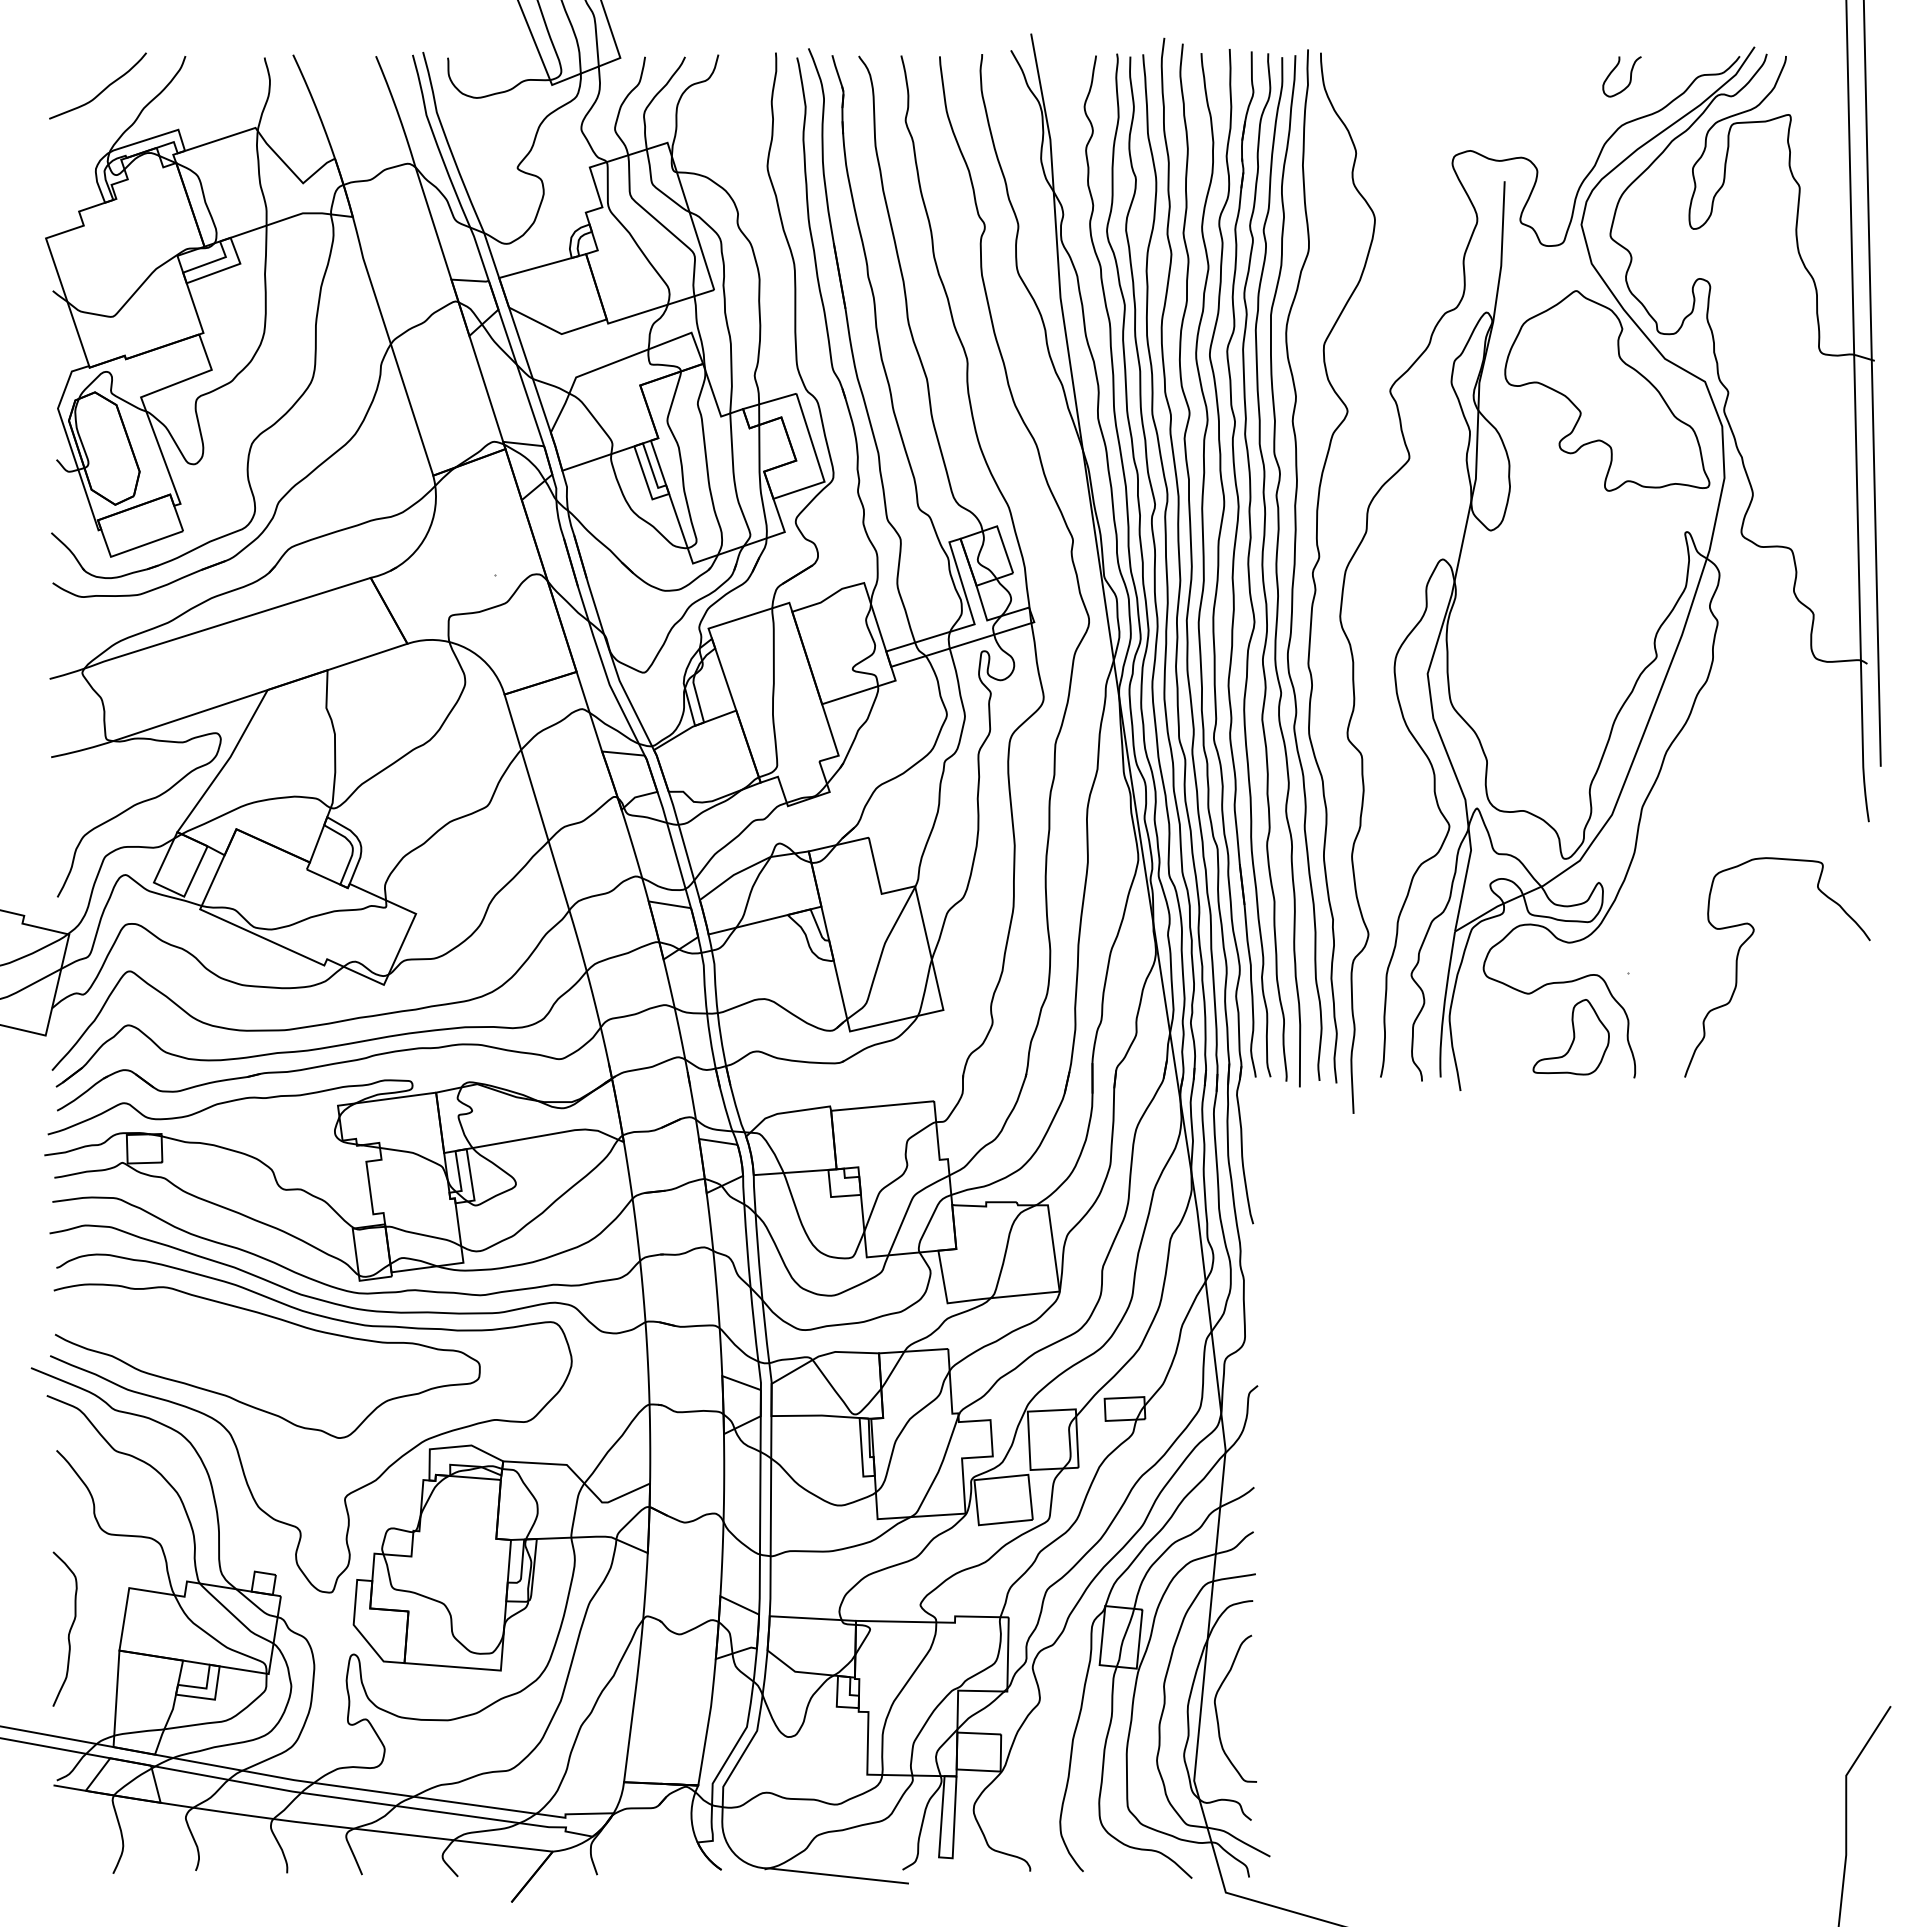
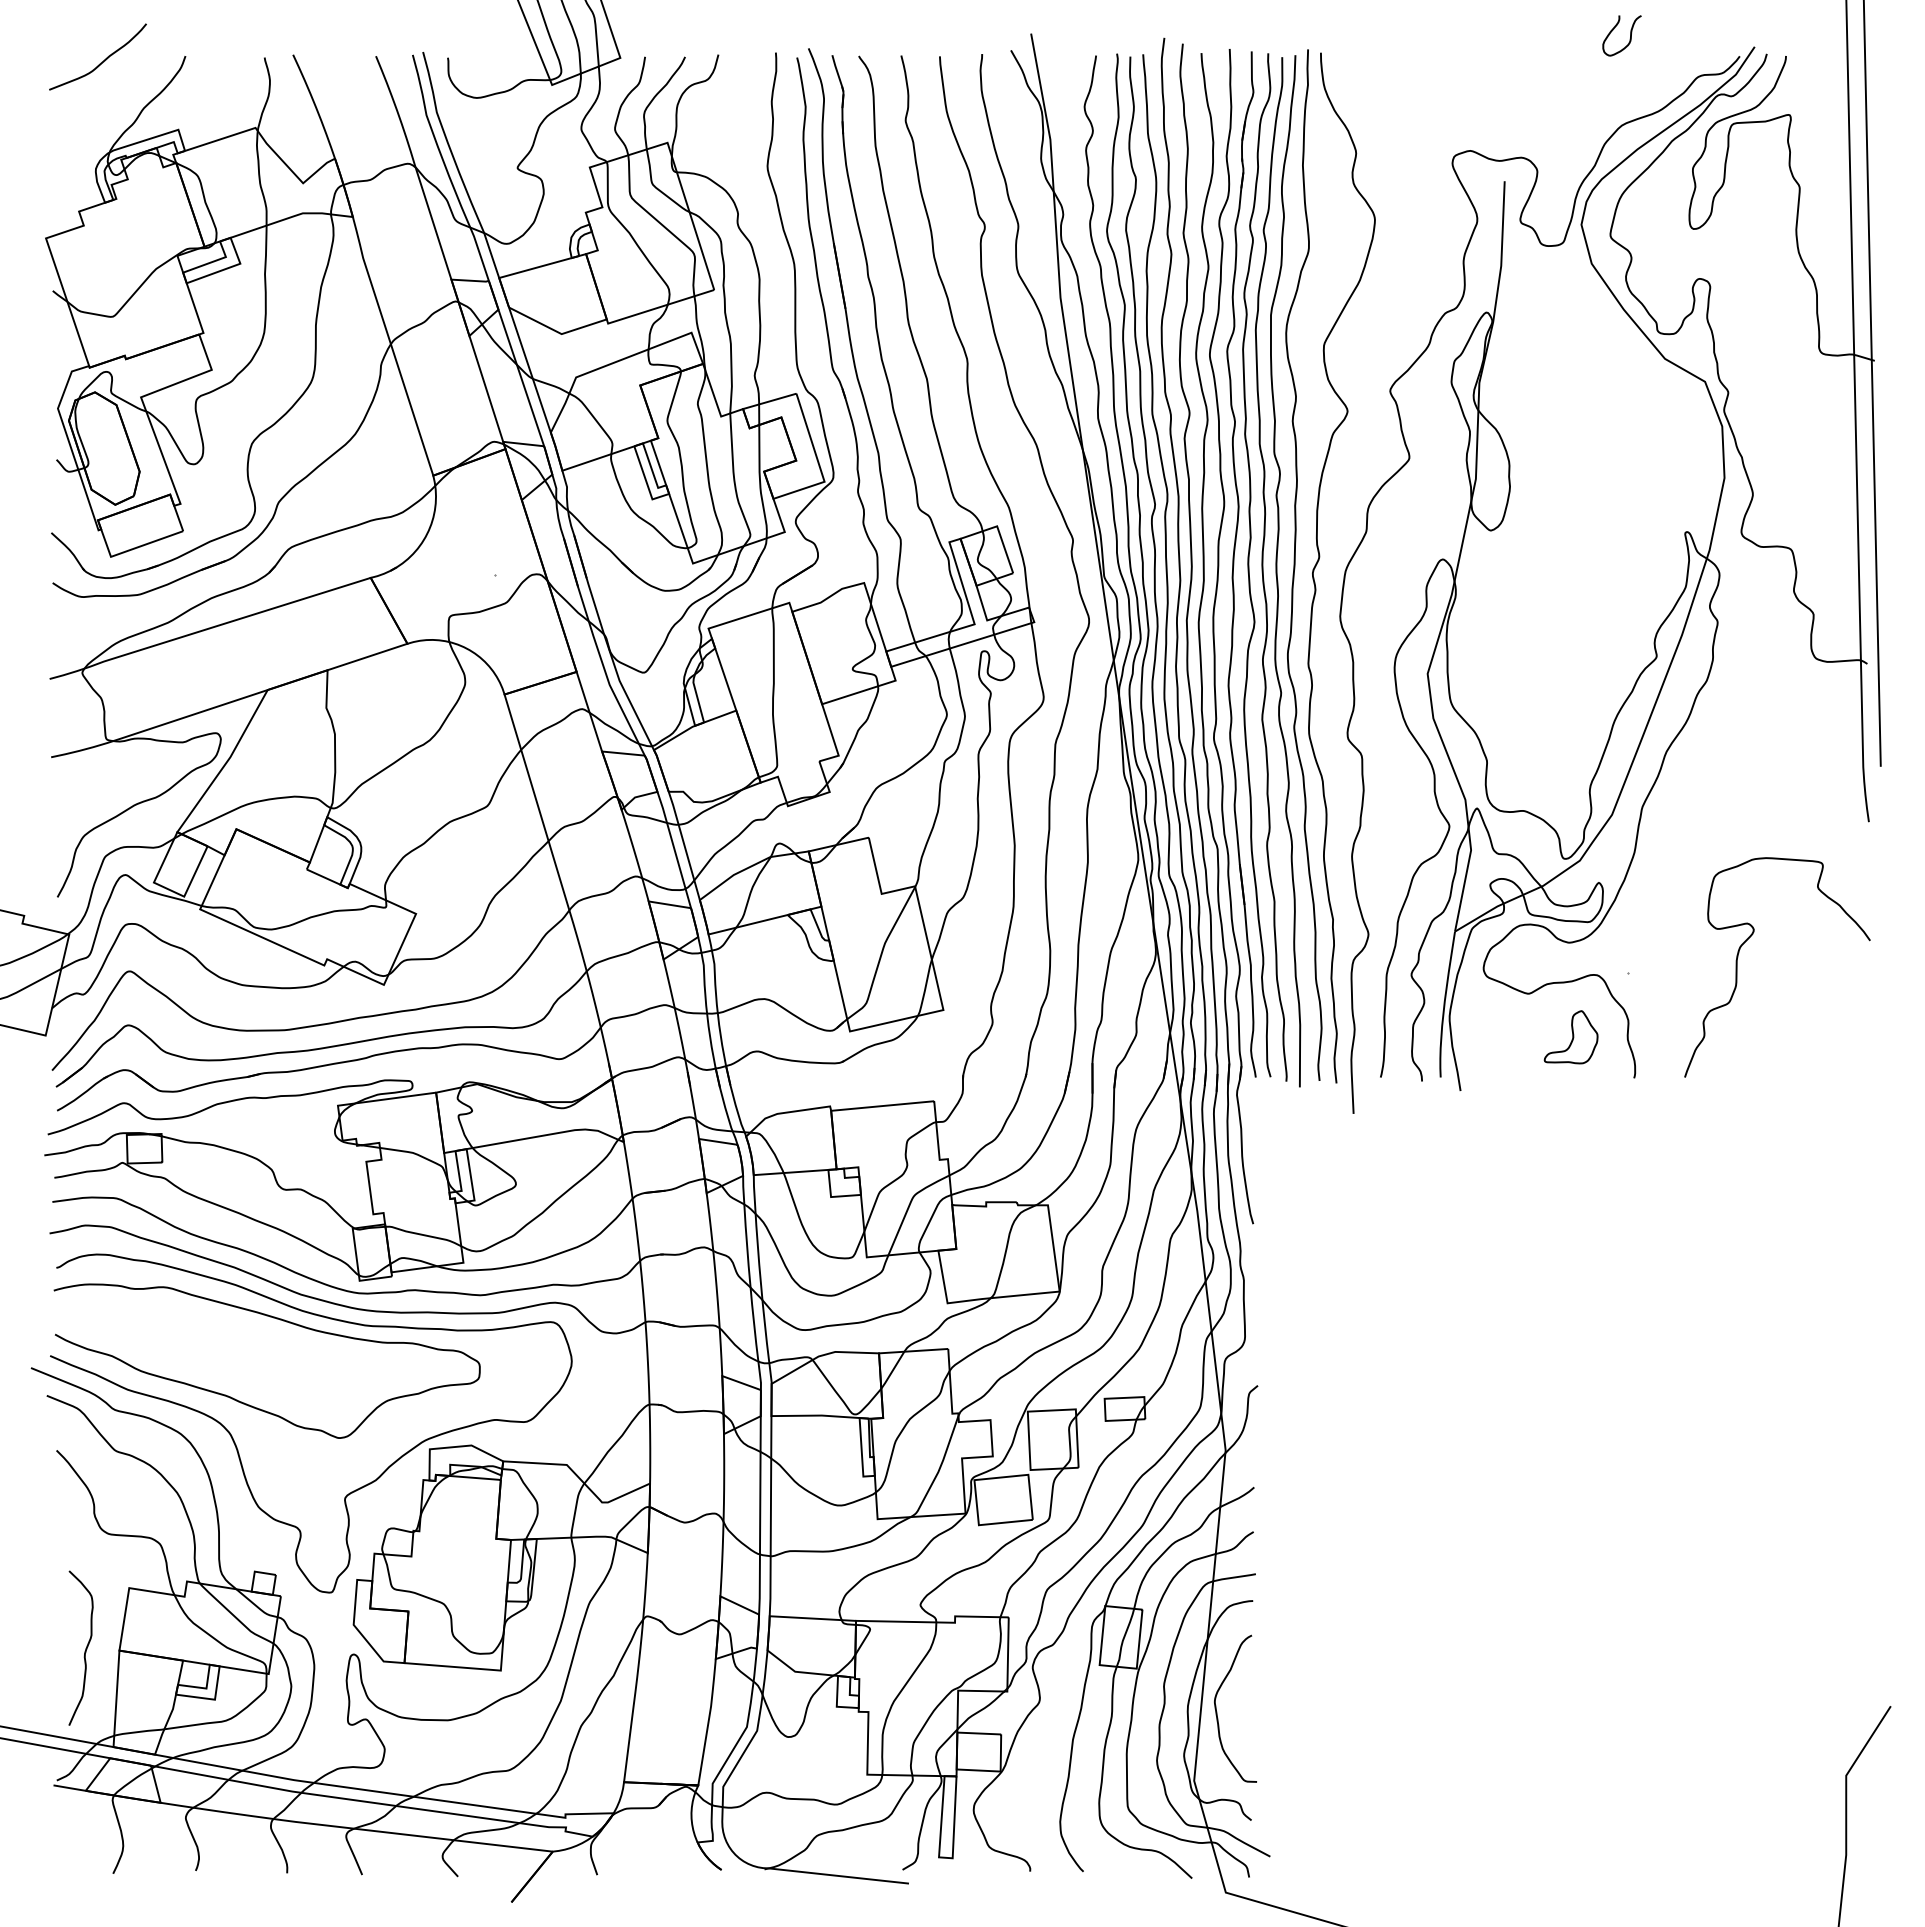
curve position: (1629, 80) -> (1629, 39) (1629, 39)
curve position: (100, 91) -> (100, 62) (100, 62)
part: present -> none (1607, 390)
part size: 78x77 px -> 56x55 px (1570, 1037)
curve position: (69, 1629) -> (85, 1648) (85, 1648)
